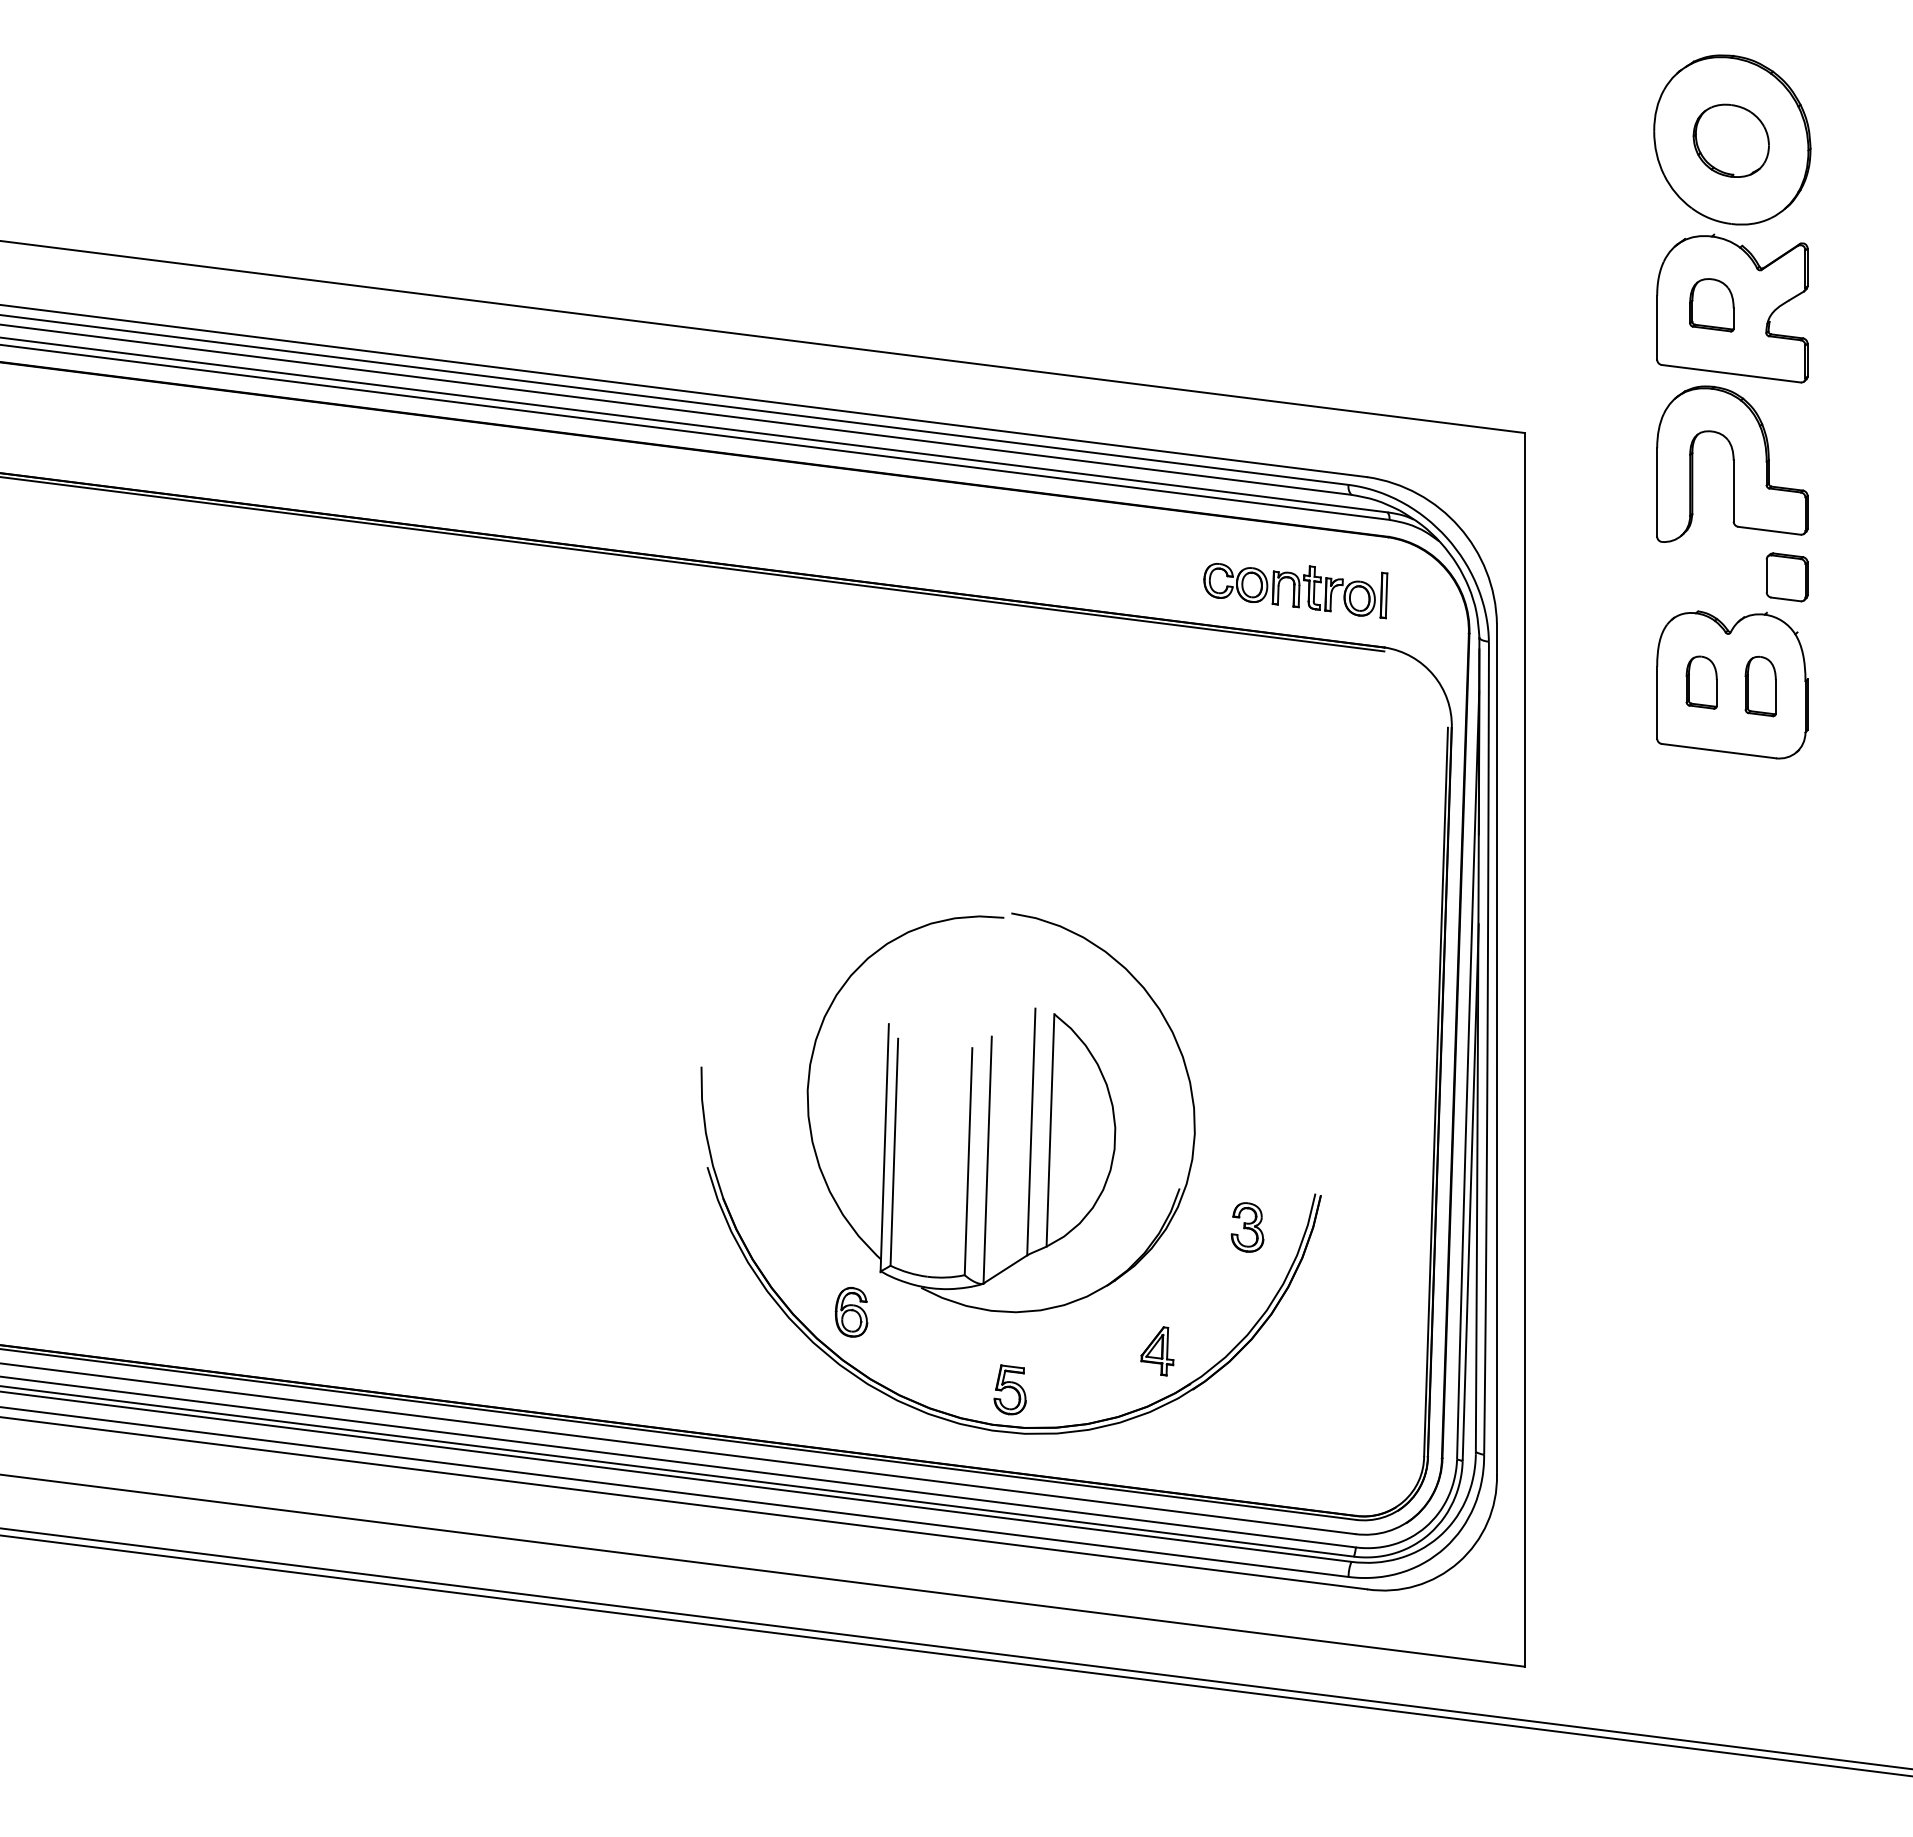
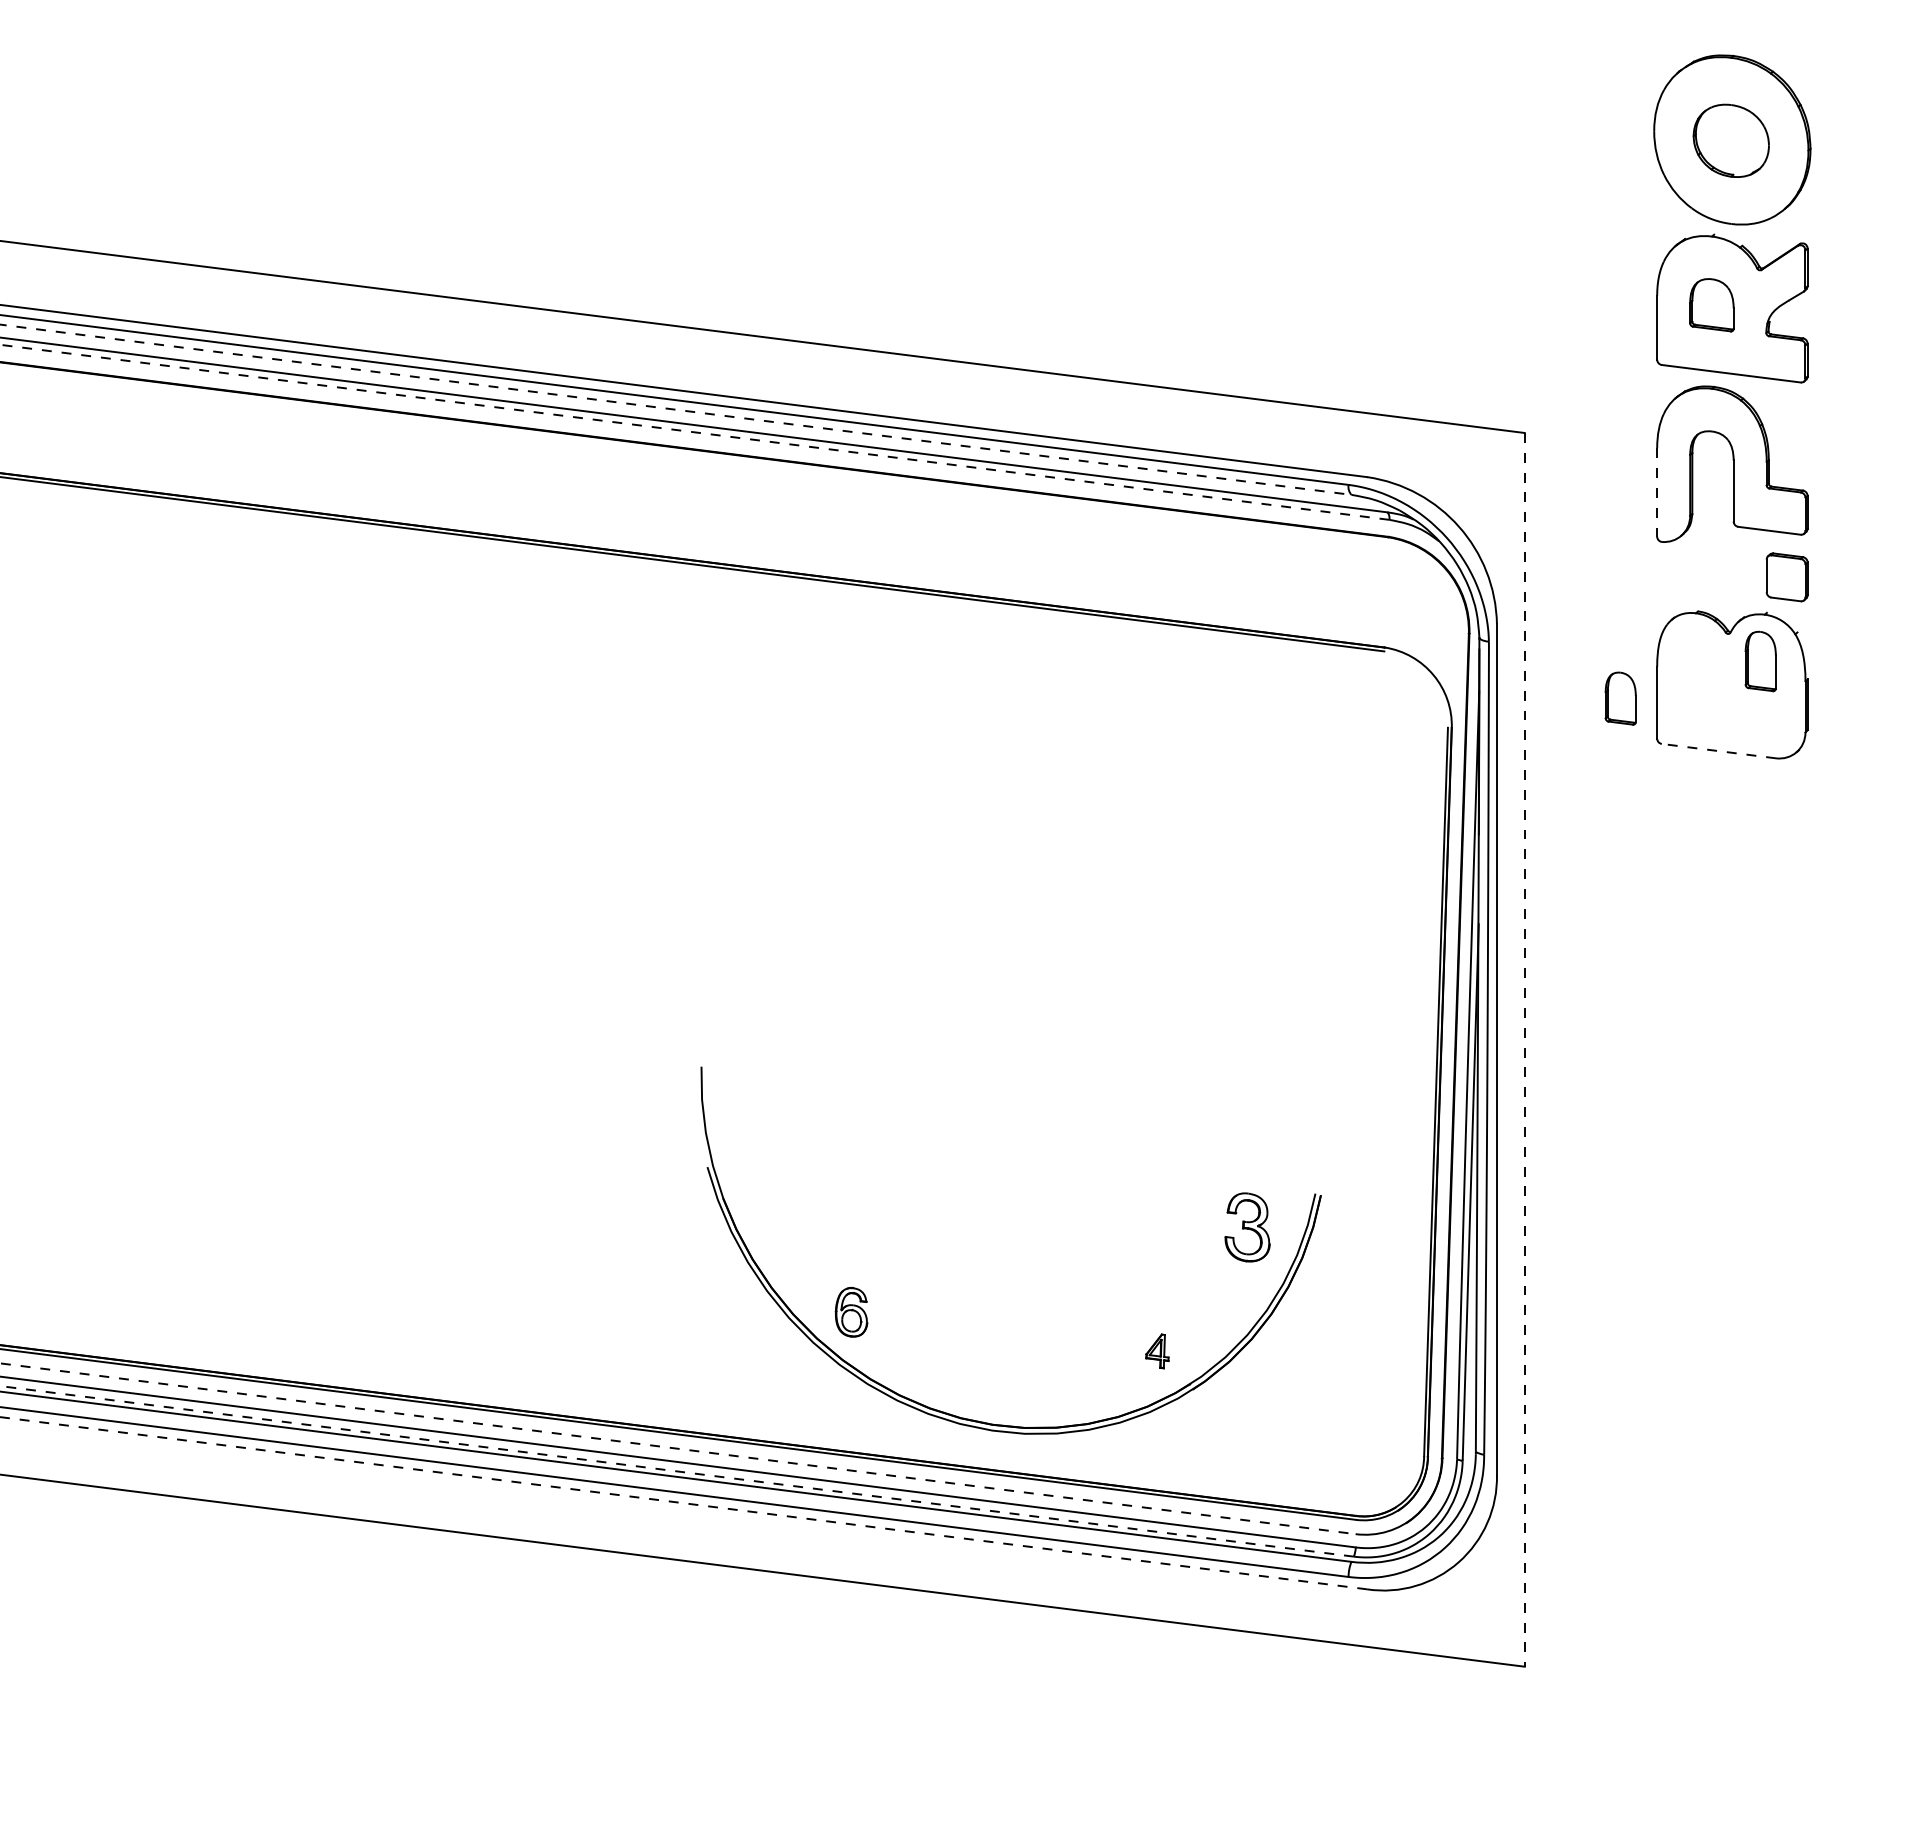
line: solid -> dashed (675, 409)
line: solid -> dashed (695, 432)
line: solid -> dashed (1657, 493)
part: present -> none (1295, 591)
part position: (1701, 682) -> (1620, 698) (1620, 698)
part position: (1760, 686) -> (1760, 661) (1760, 661)
line: solid -> dashed (1718, 751)
line: solid -> dashed (1524, 1049)
part: present -> none (990, 1112)
part size: 35x51 px -> 47x71 px (1247, 1227)
part size: 35x51 px -> 25x37 px (1157, 1351)
part: present -> none (1009, 1389)
line: solid -> dashed (678, 1448)
line: solid -> dashed (677, 1471)
line: solid -> dashed (683, 1503)
line: present -> none (955, 1648)
line: present -> none (955, 1655)
